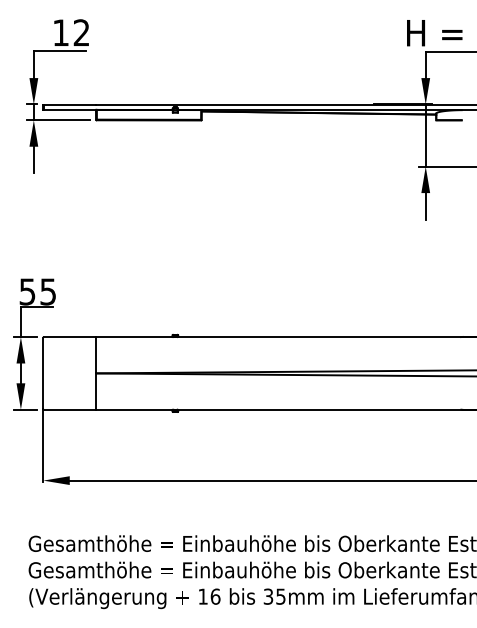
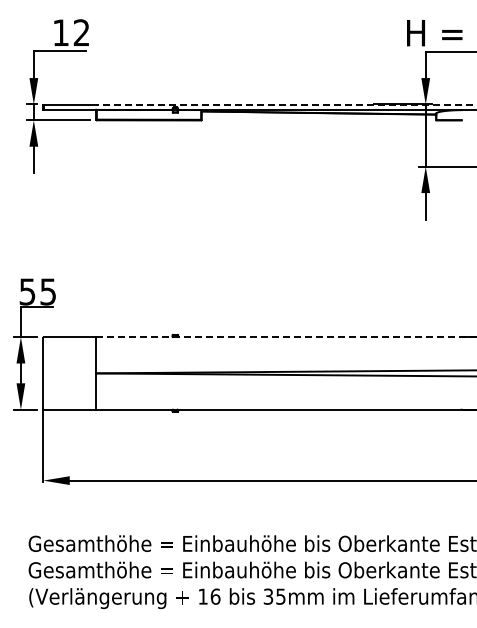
line: solid -> dashed (286, 104)
line: solid -> dashed (287, 337)
